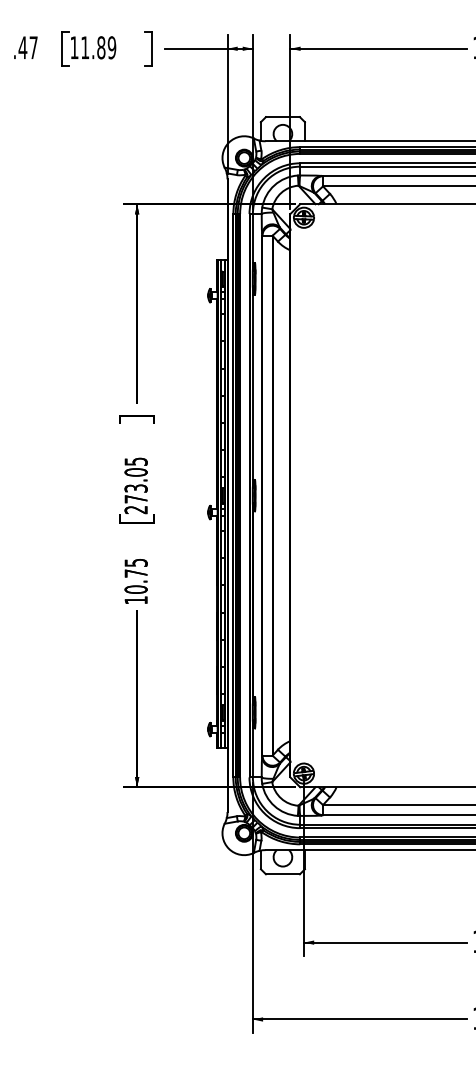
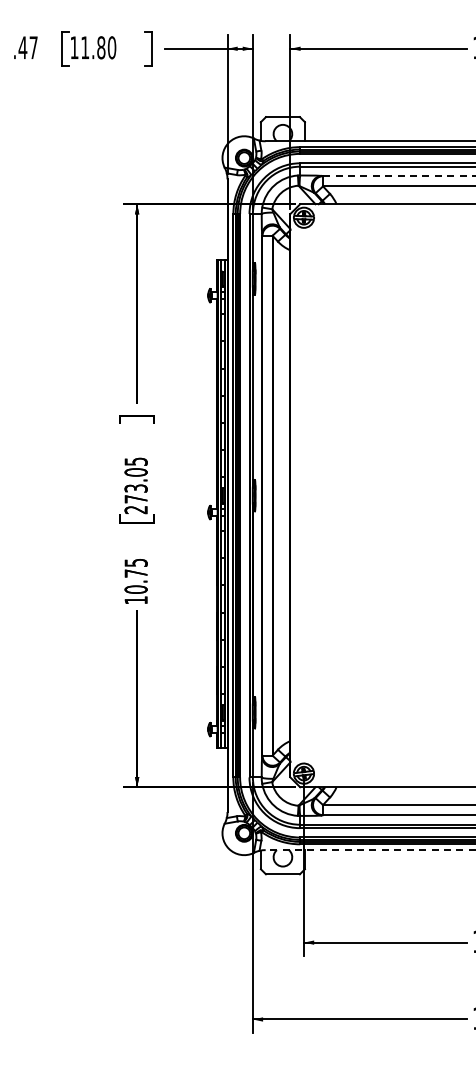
text: 11.89 -> 11.80 (111, 47)
line: solid -> dashed (400, 176)
line: solid -> dashed (370, 850)
